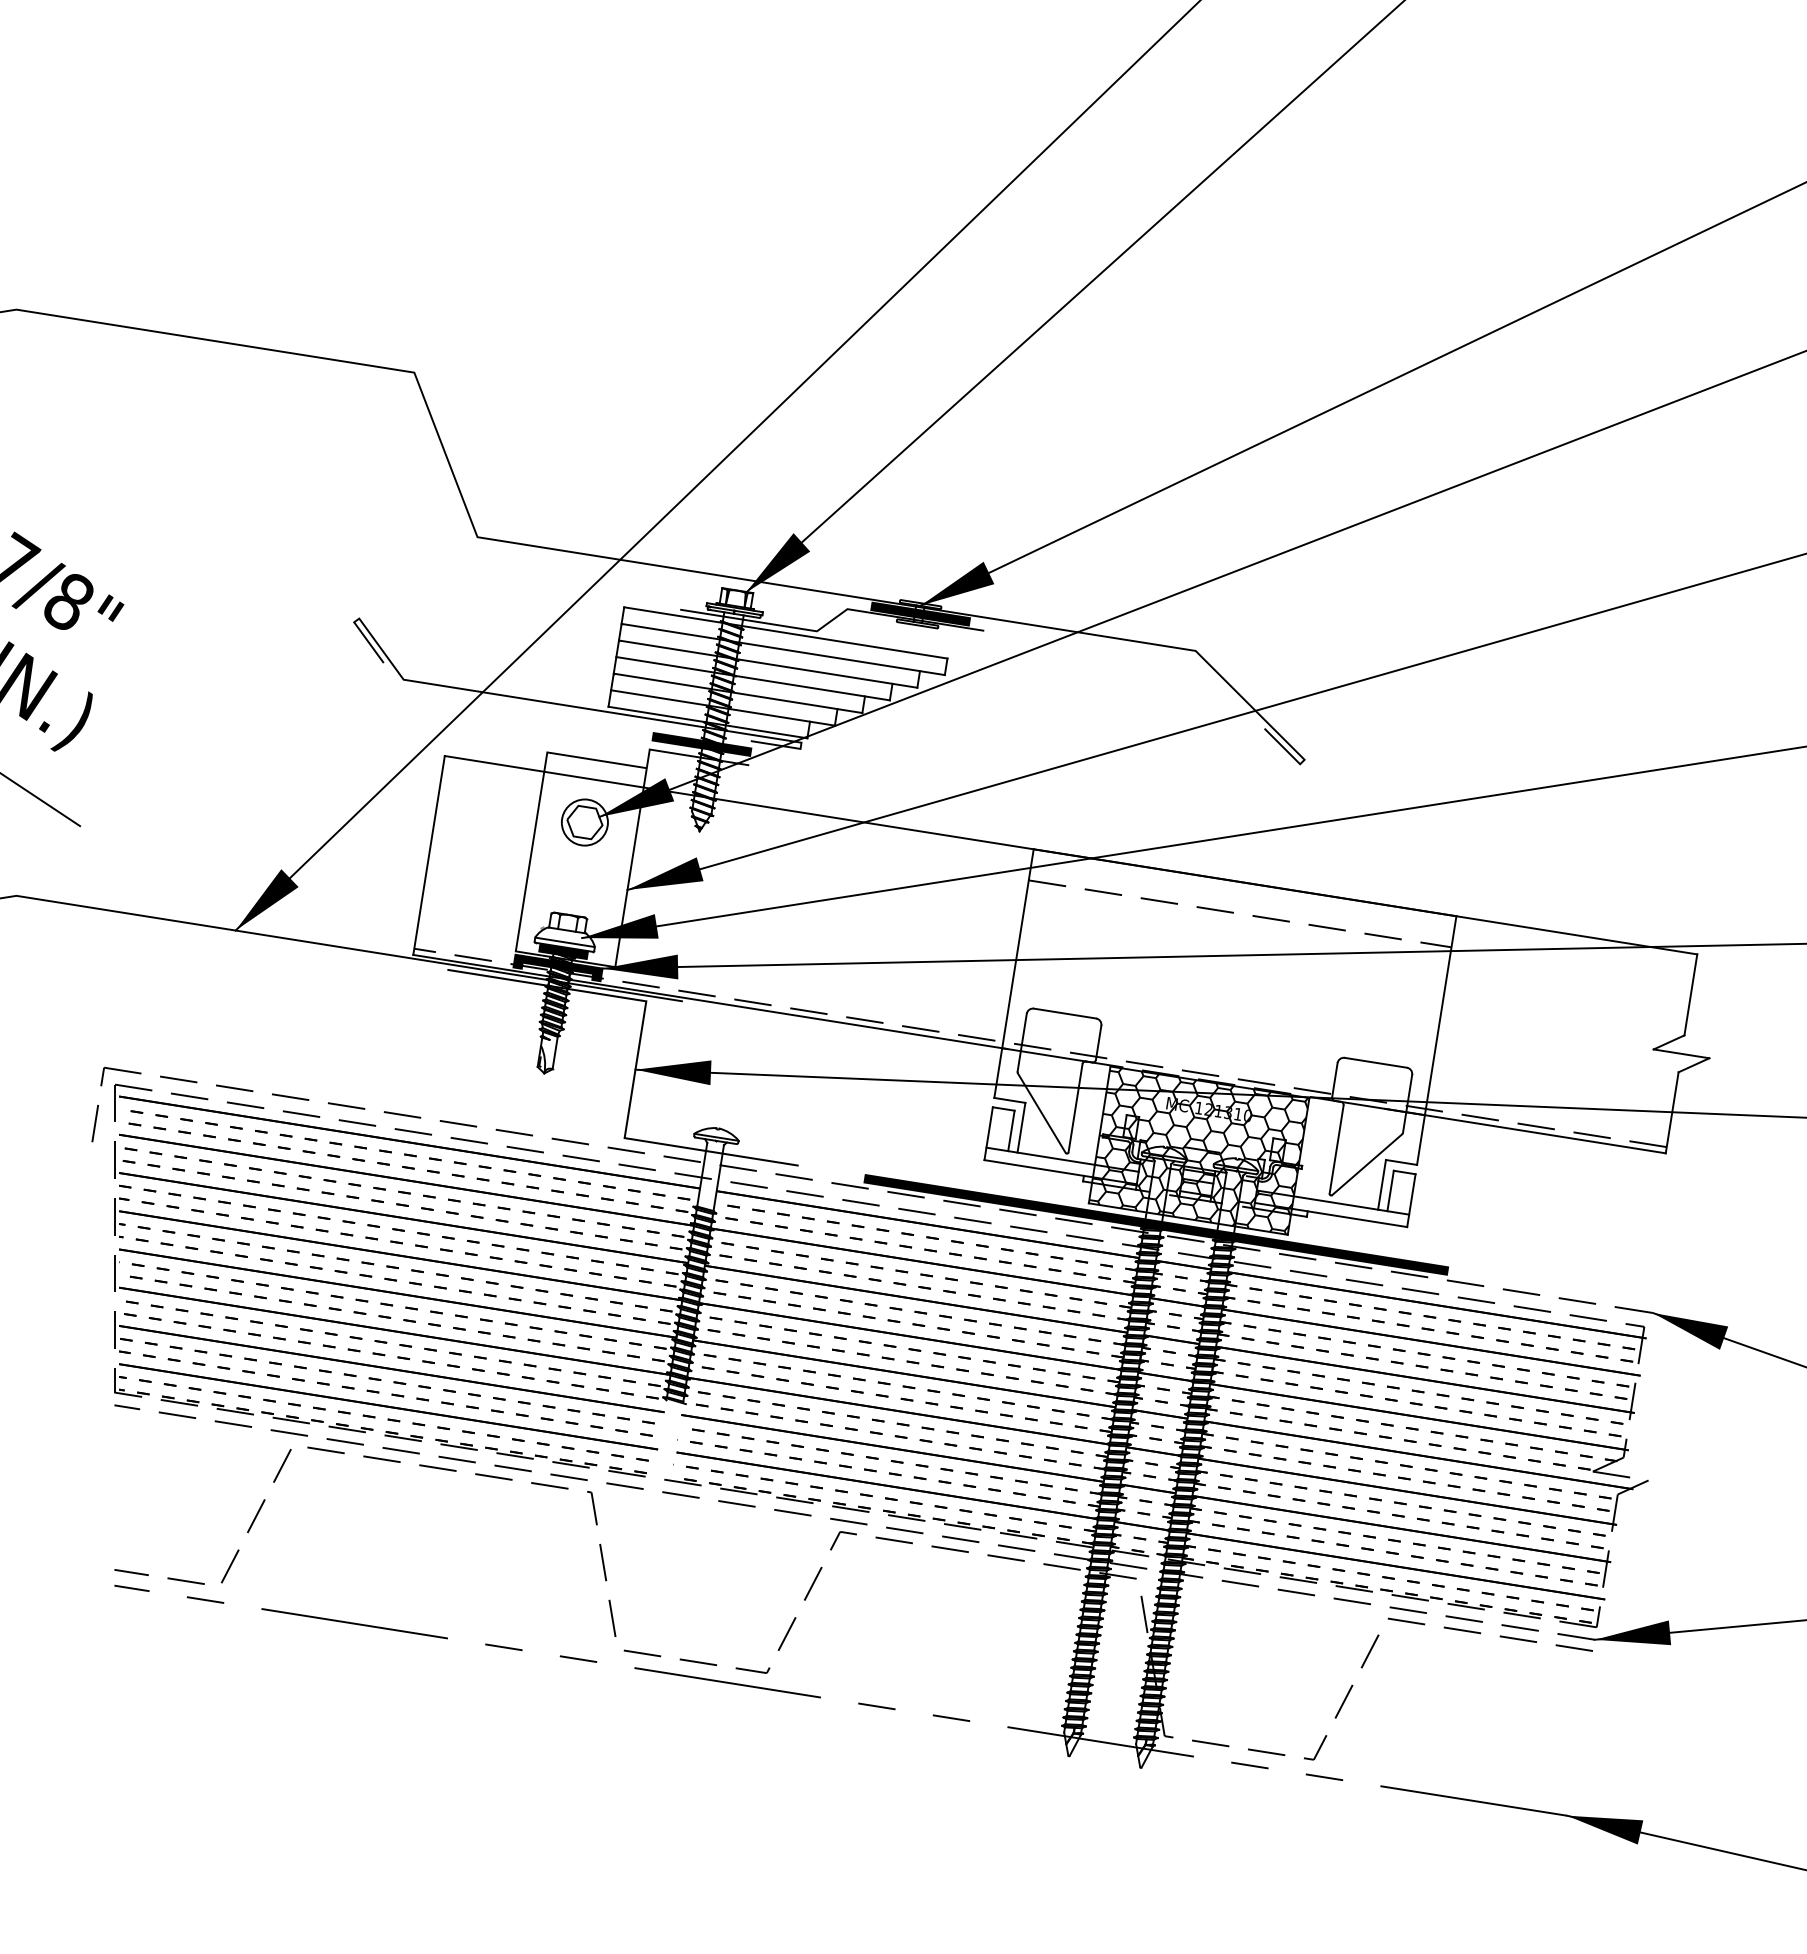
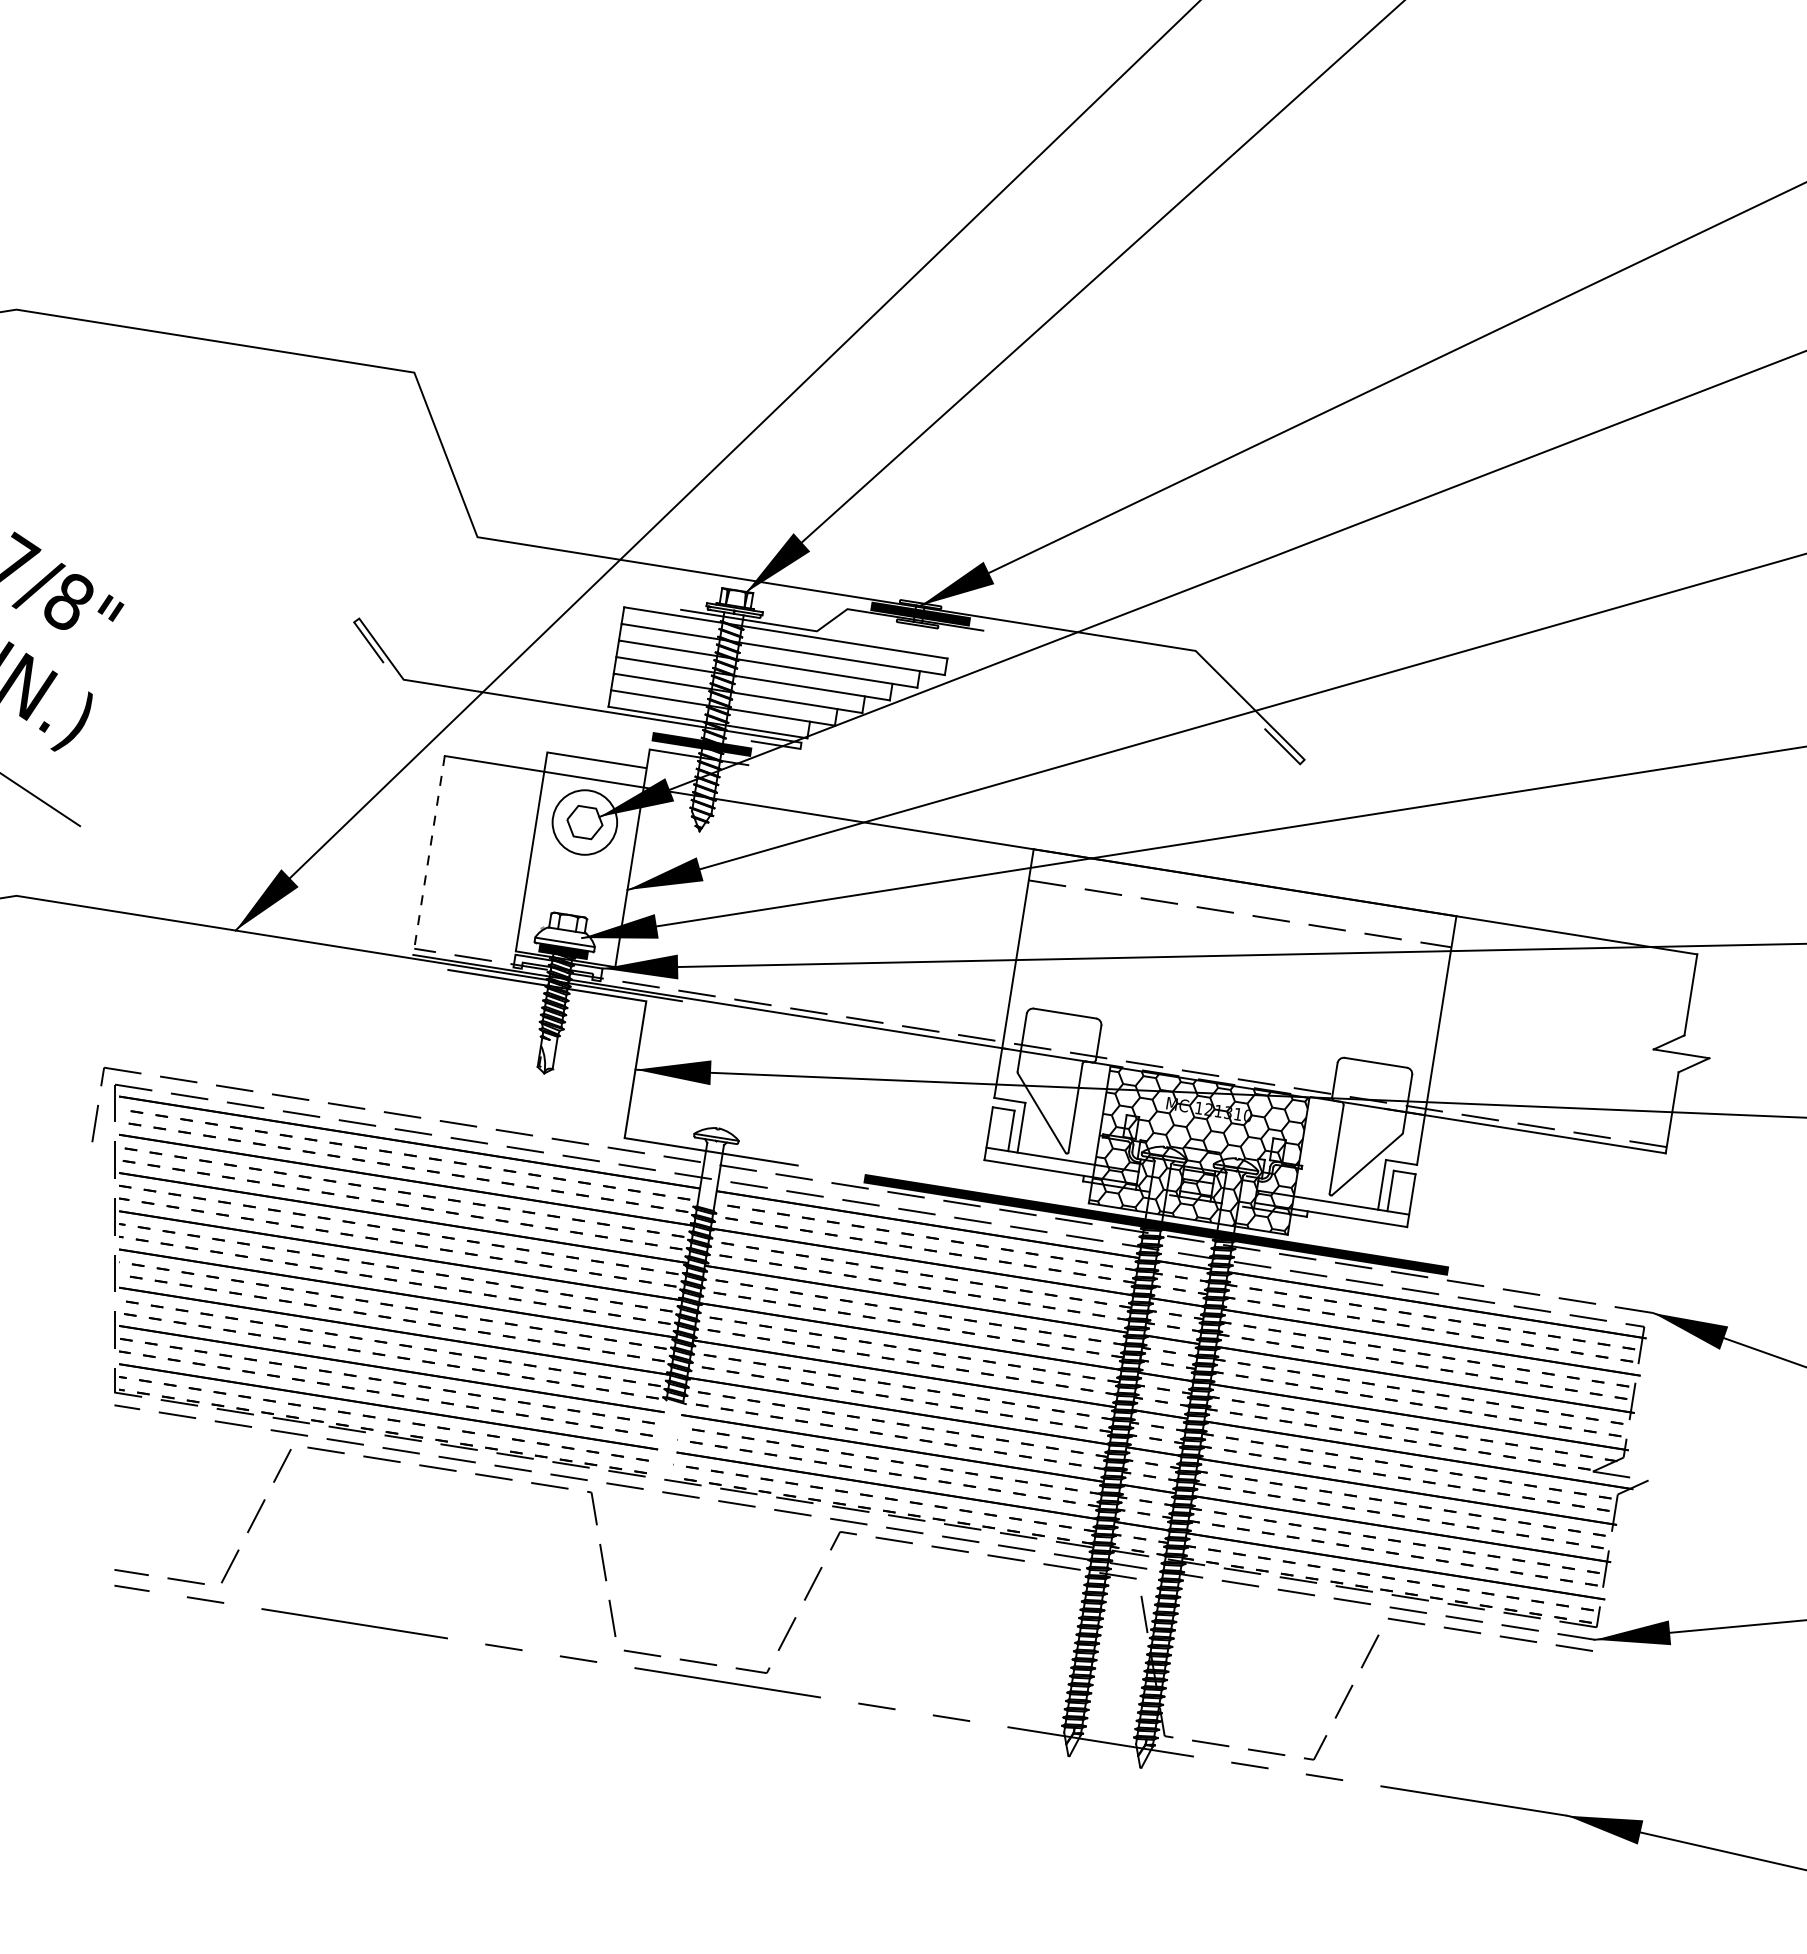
circle diameter: 46 px -> 65 px (584, 822)
line: solid -> dashed (429, 855)
fill: present -> none (557, 967)
